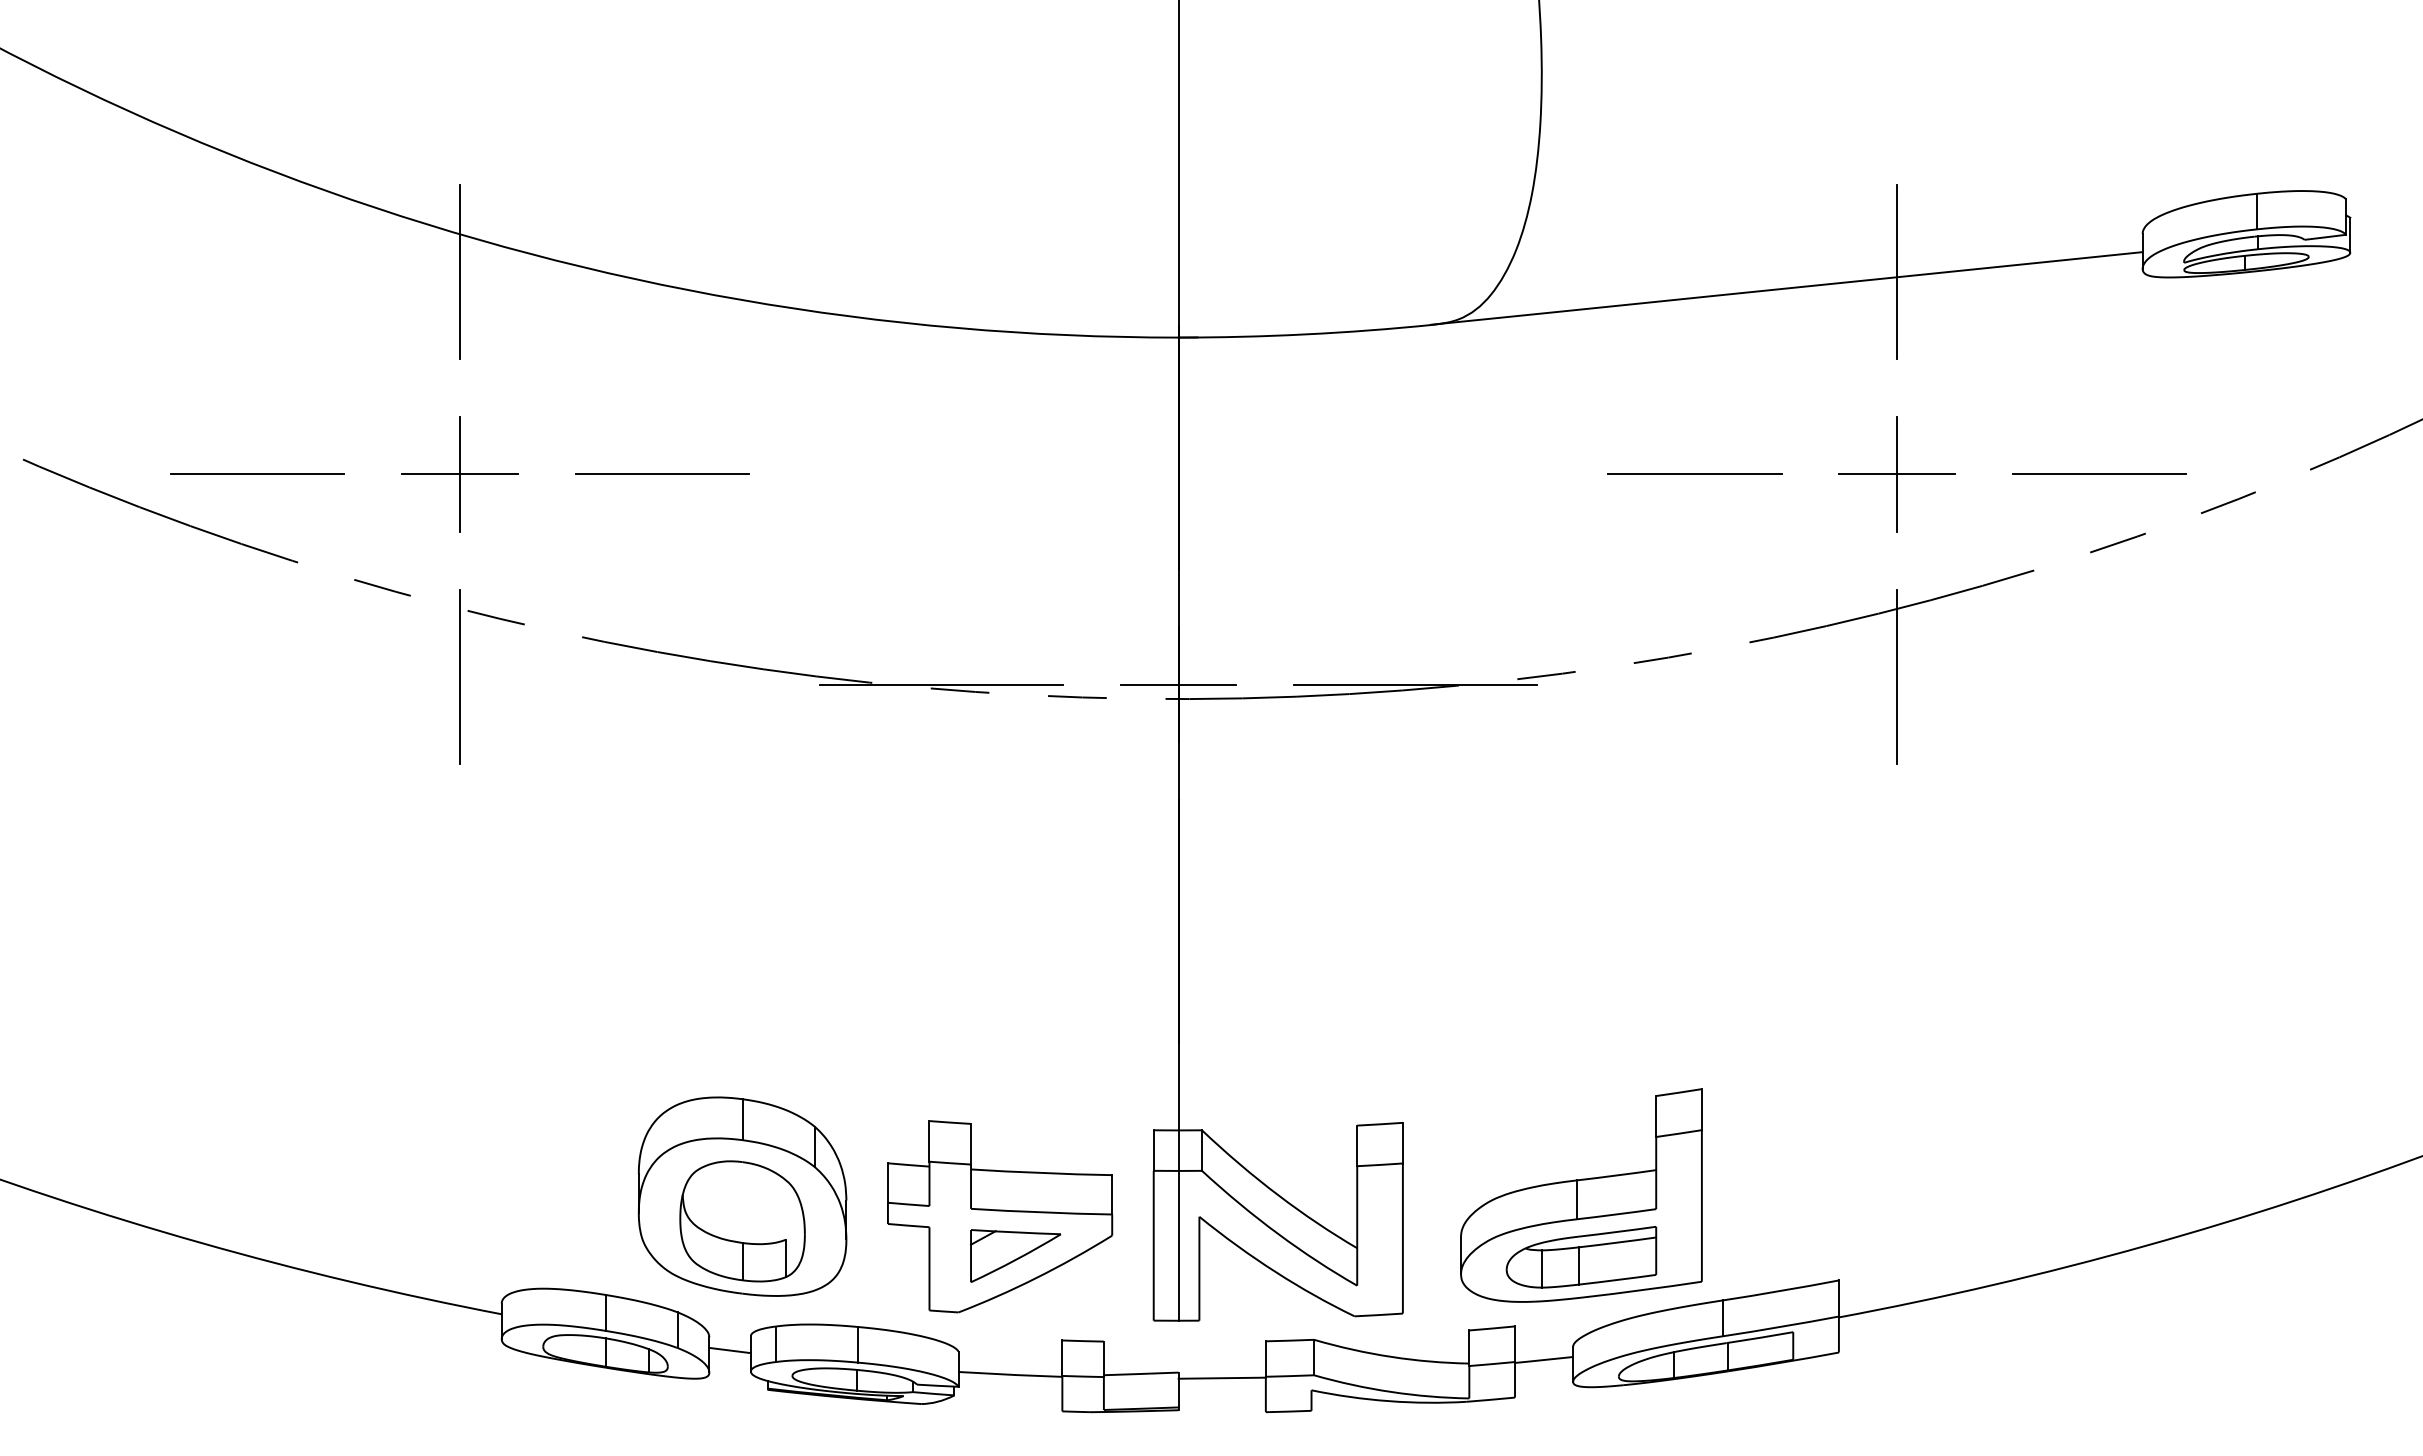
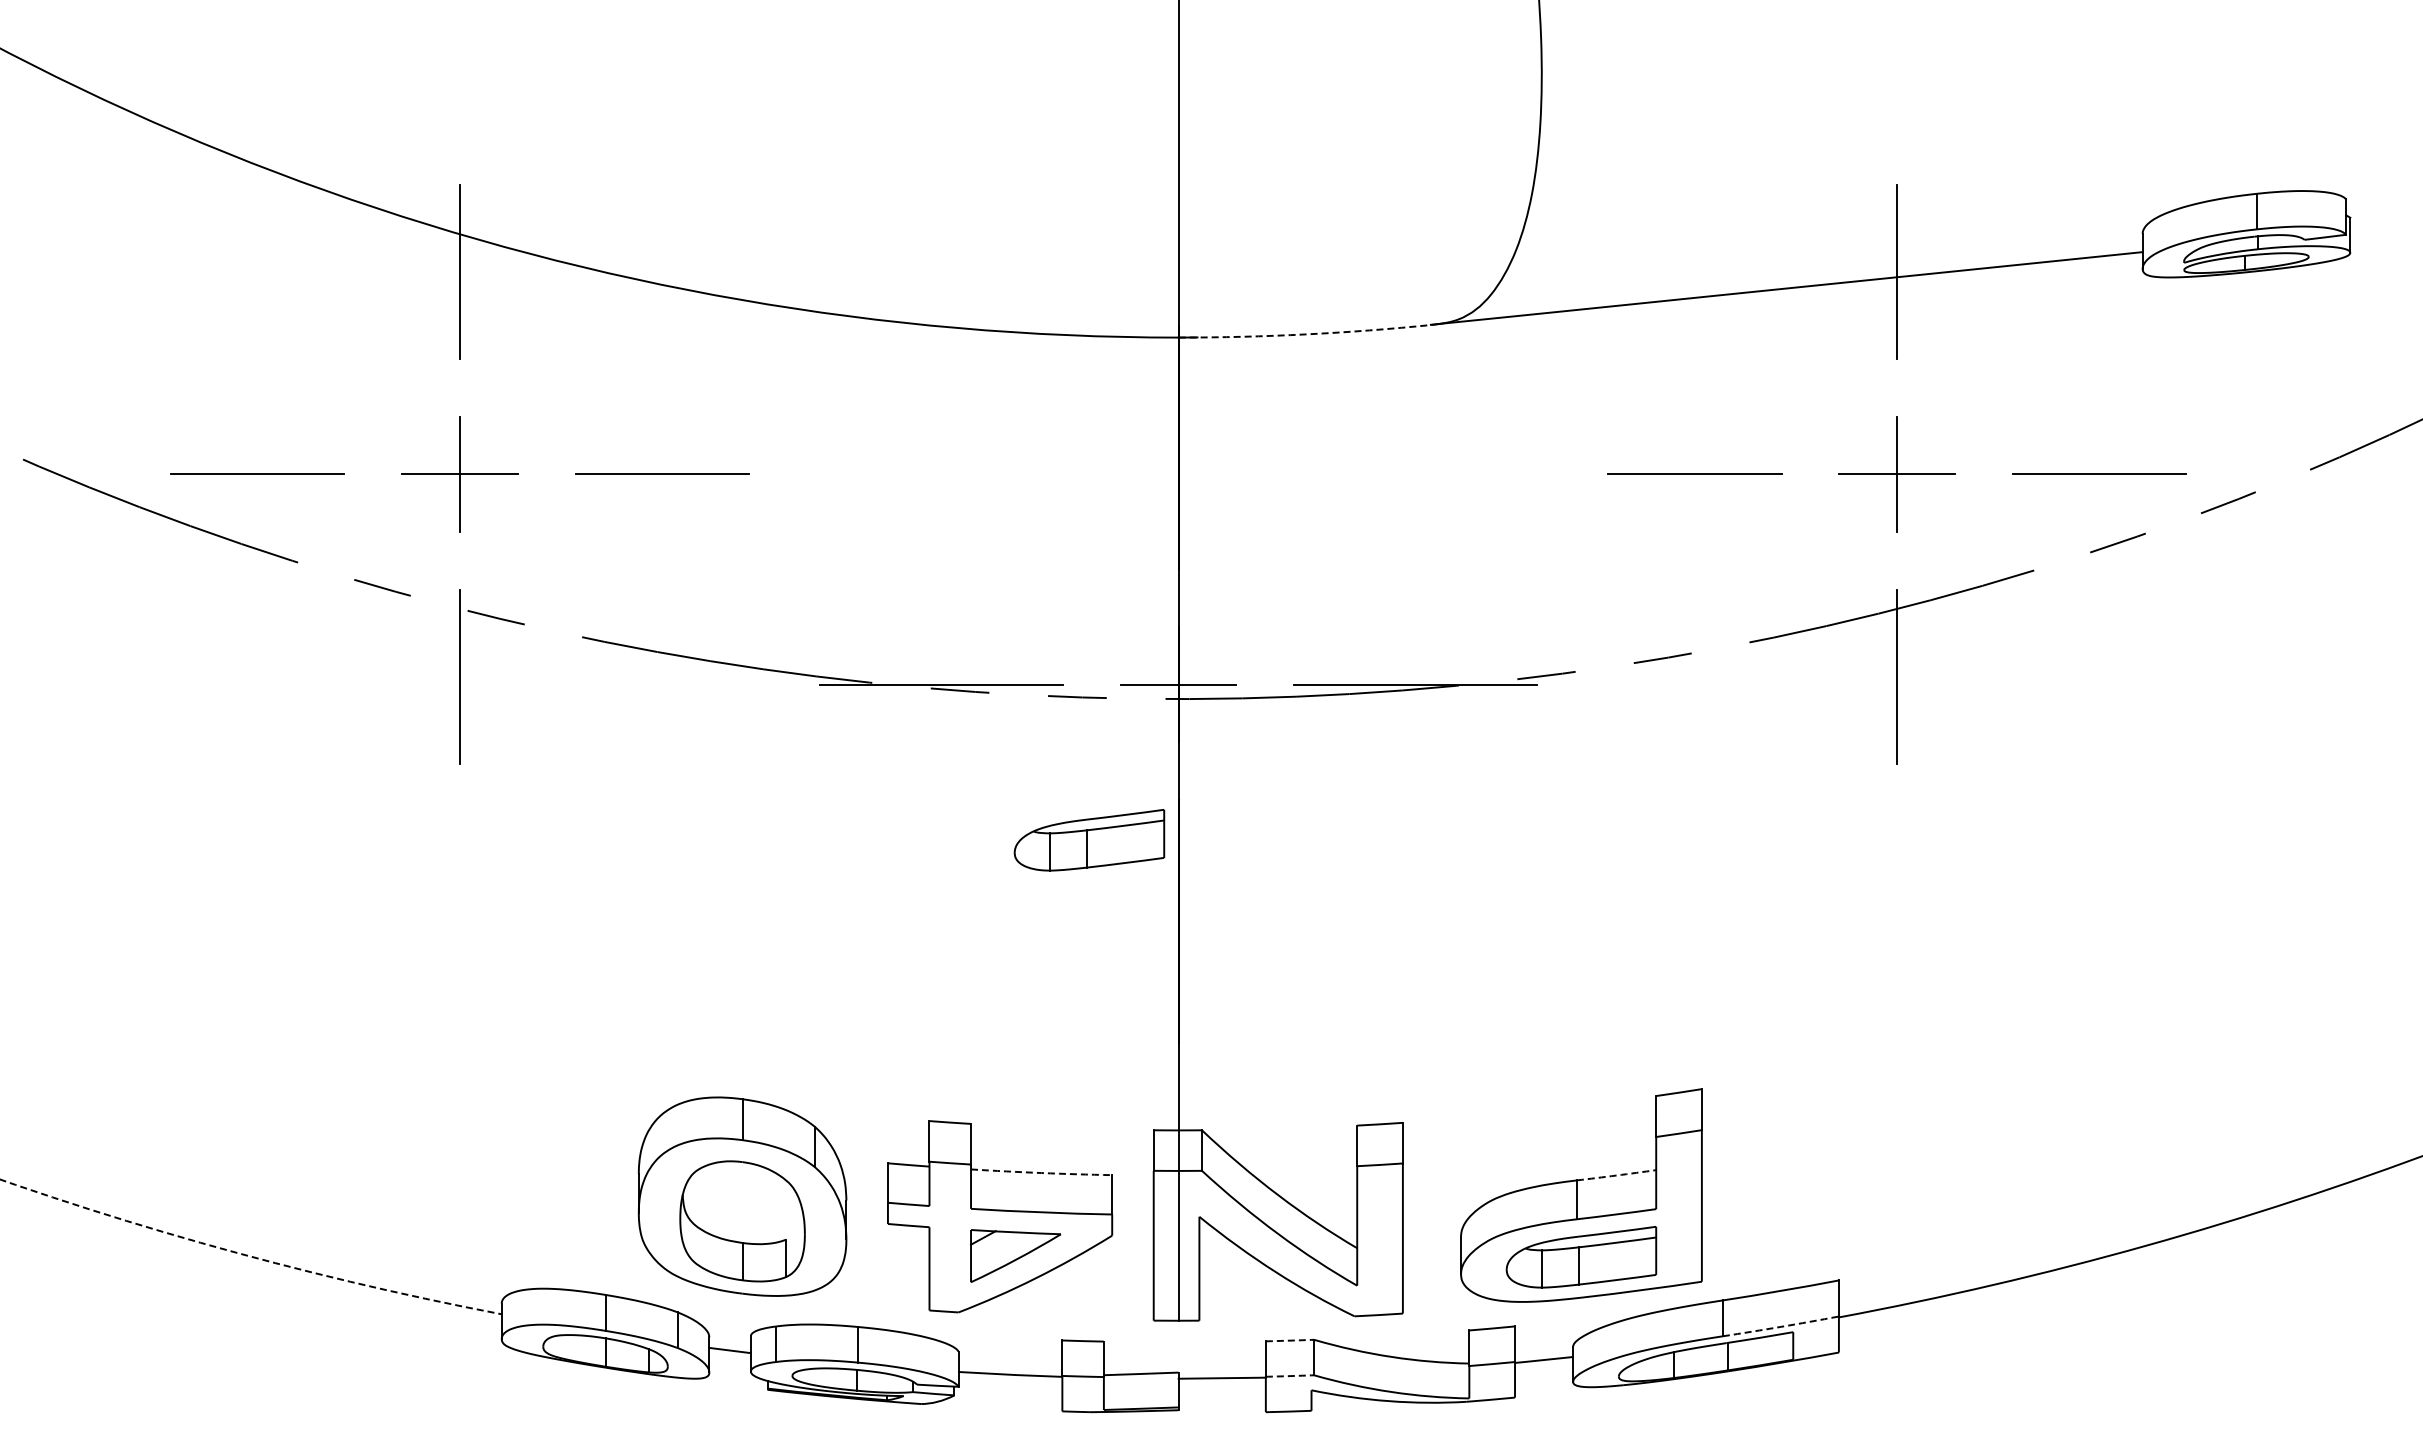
arc: solid -> dashed (1306, 334)
part: none -> present (1089, 840)
arc: solid -> dashed (1041, 1173)
arc: solid -> dashed (1616, 1175)
arc: solid -> dashed (248, 1255)
arc: solid -> dashed (1781, 1326)
arc: solid -> dashed (1289, 1340)
arc: solid -> dashed (1289, 1376)
